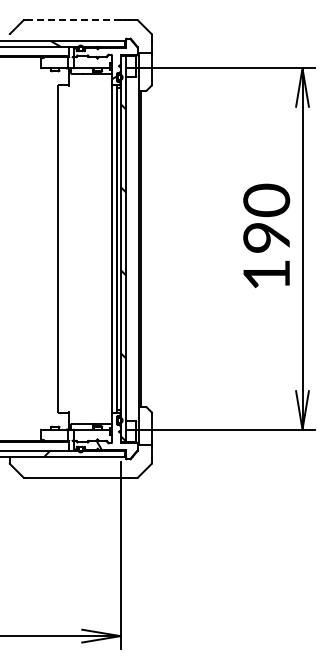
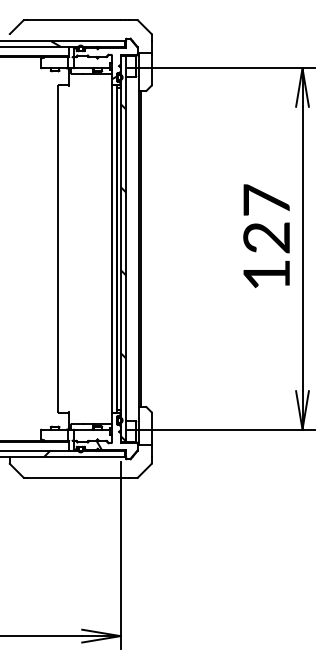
line: dashed -> solid (74, 20)
text: 190 -> 127 (266, 218)
